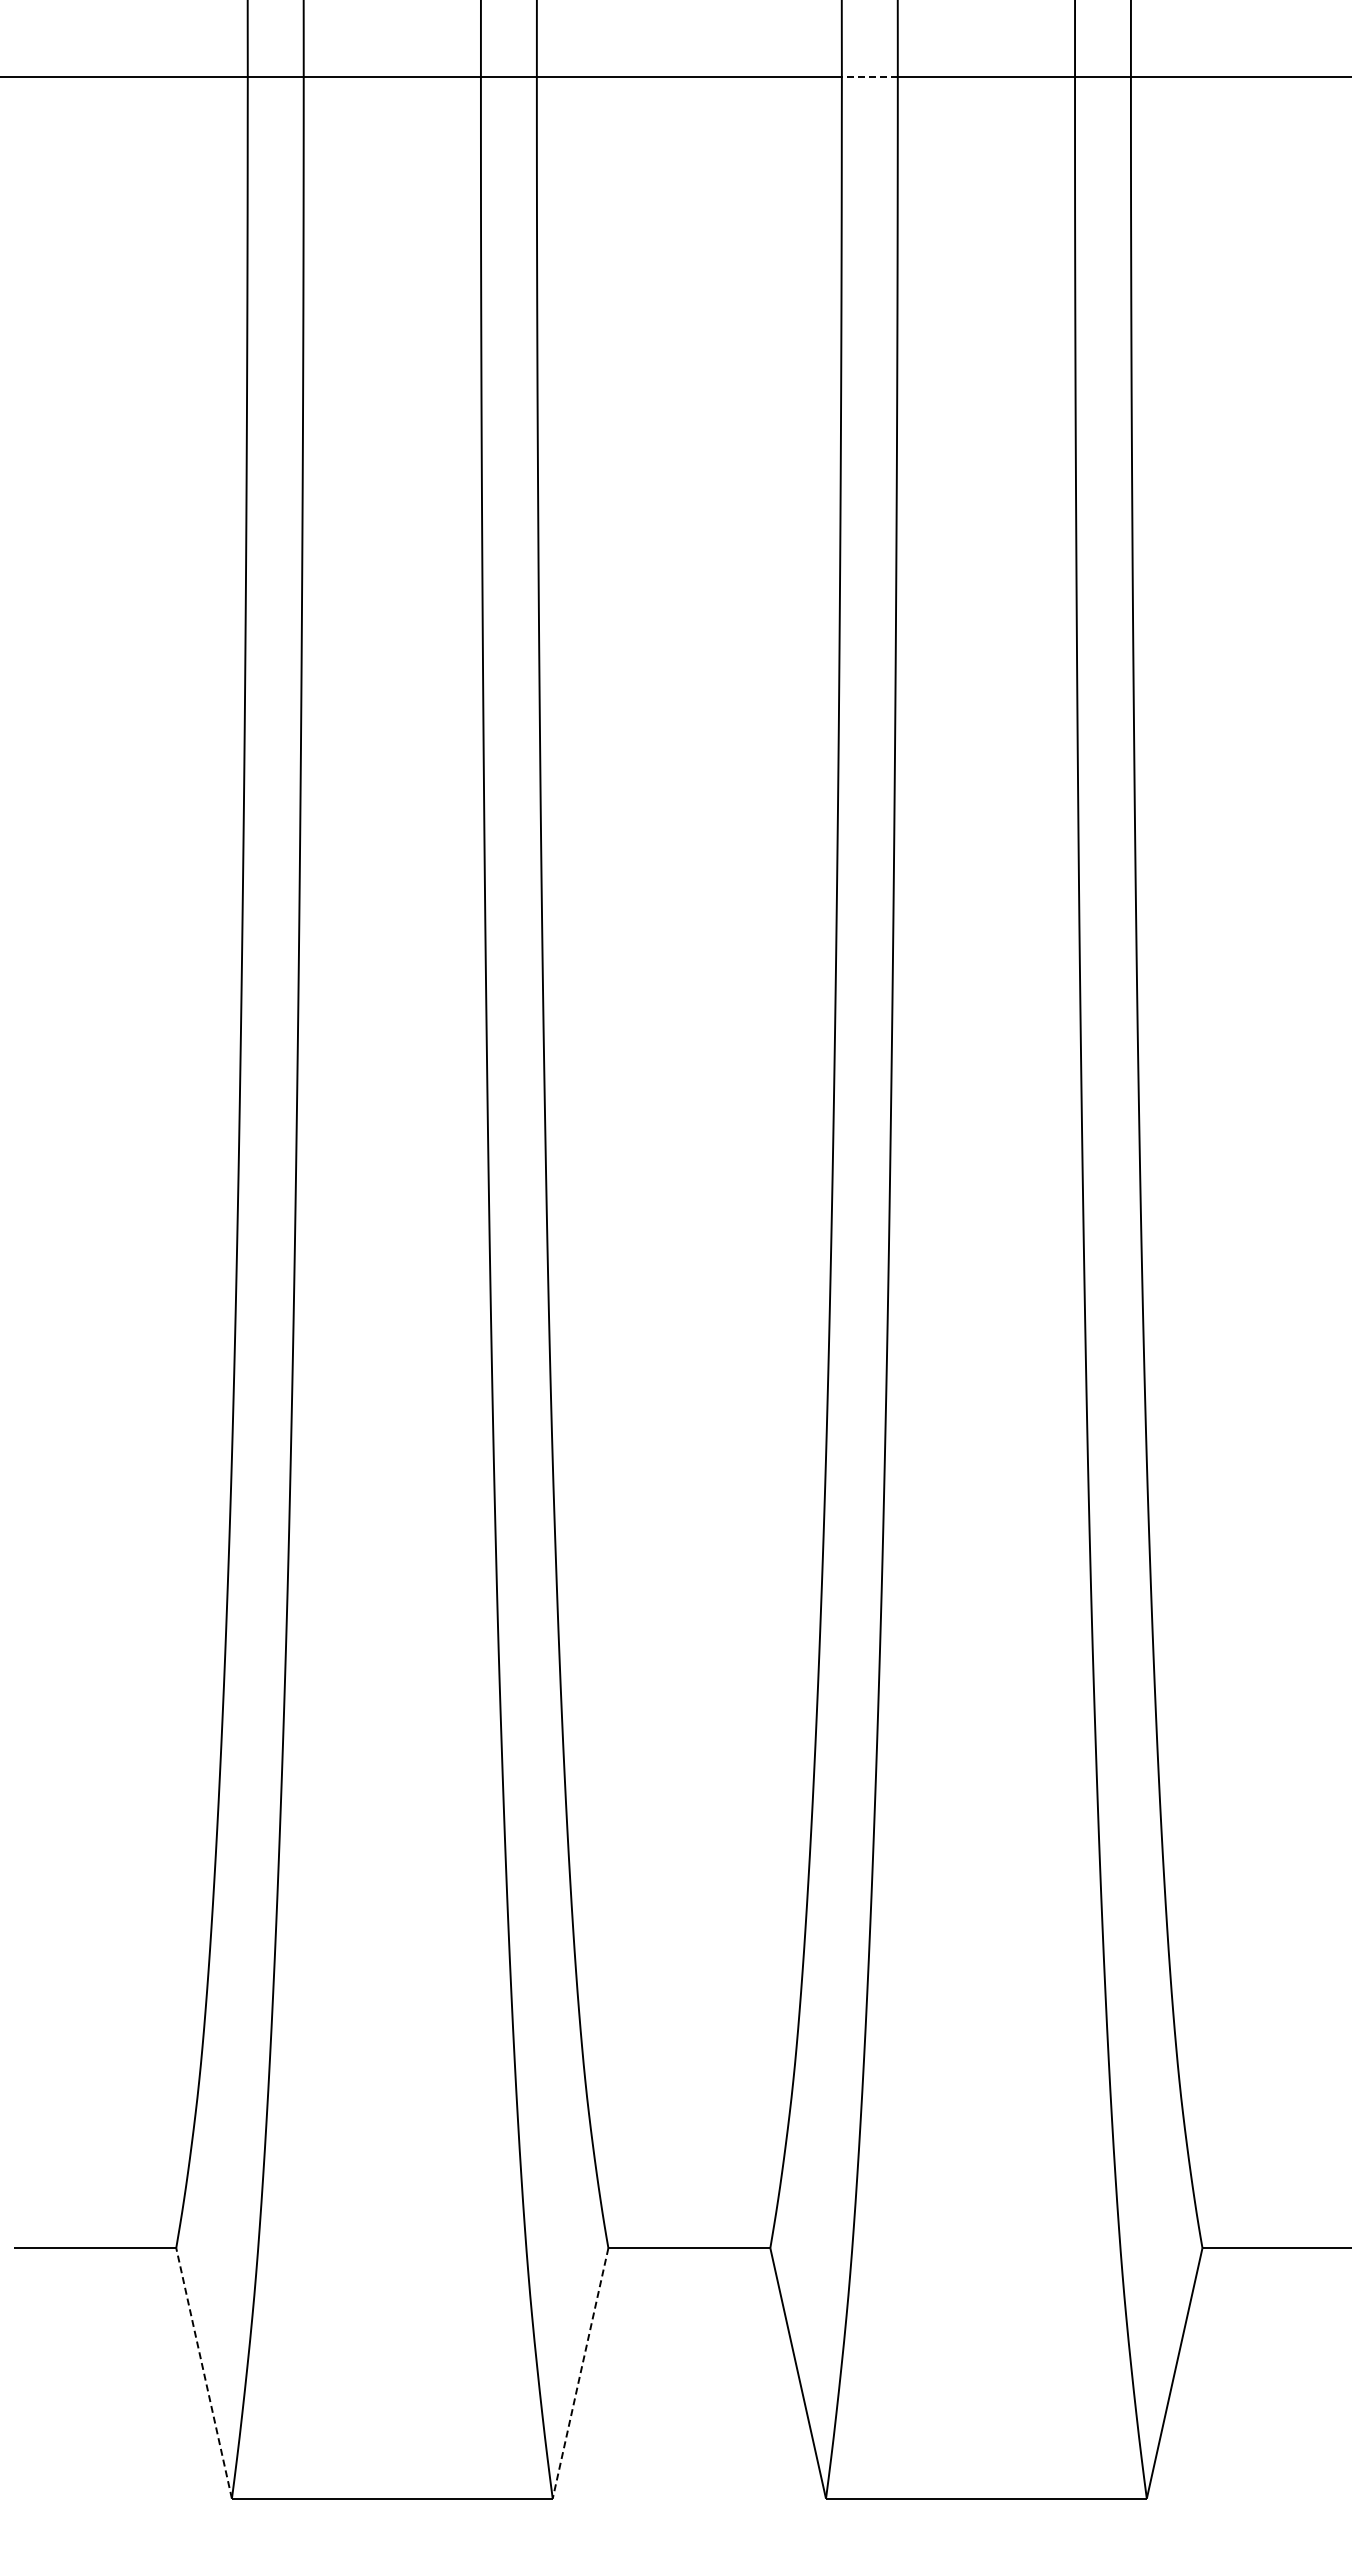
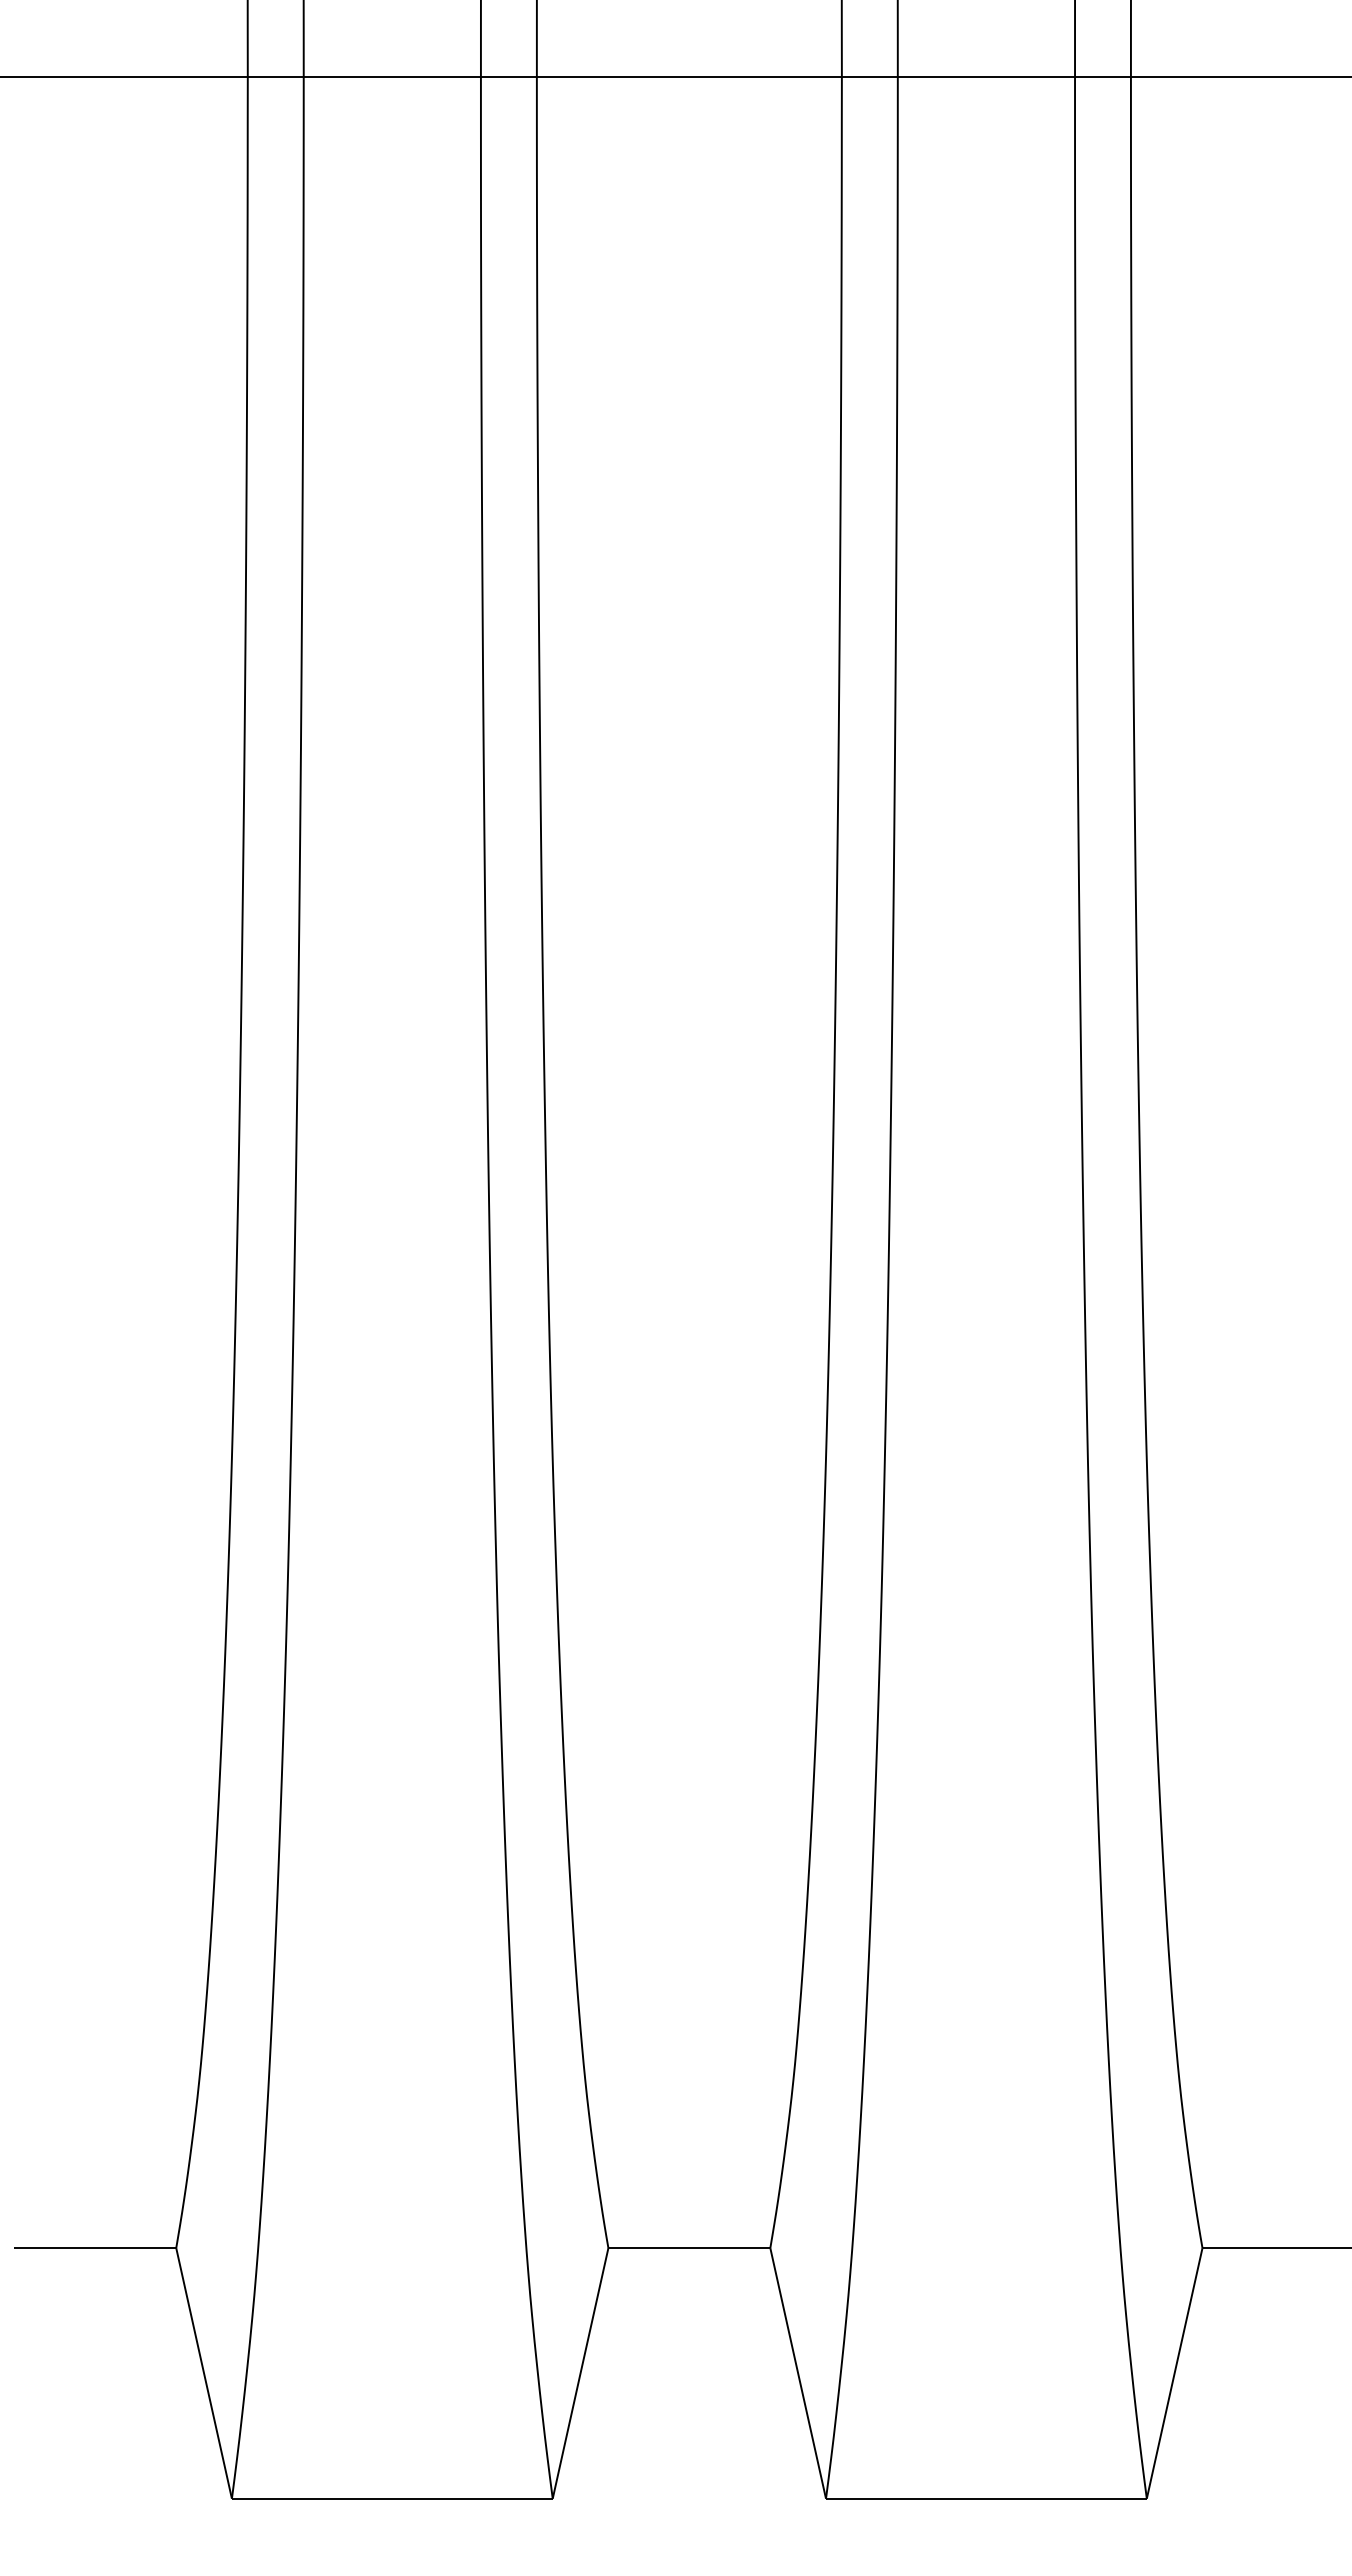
line: dashed -> solid (869, 77)
line: dashed -> solid (204, 2373)
line: dashed -> solid (580, 2373)
